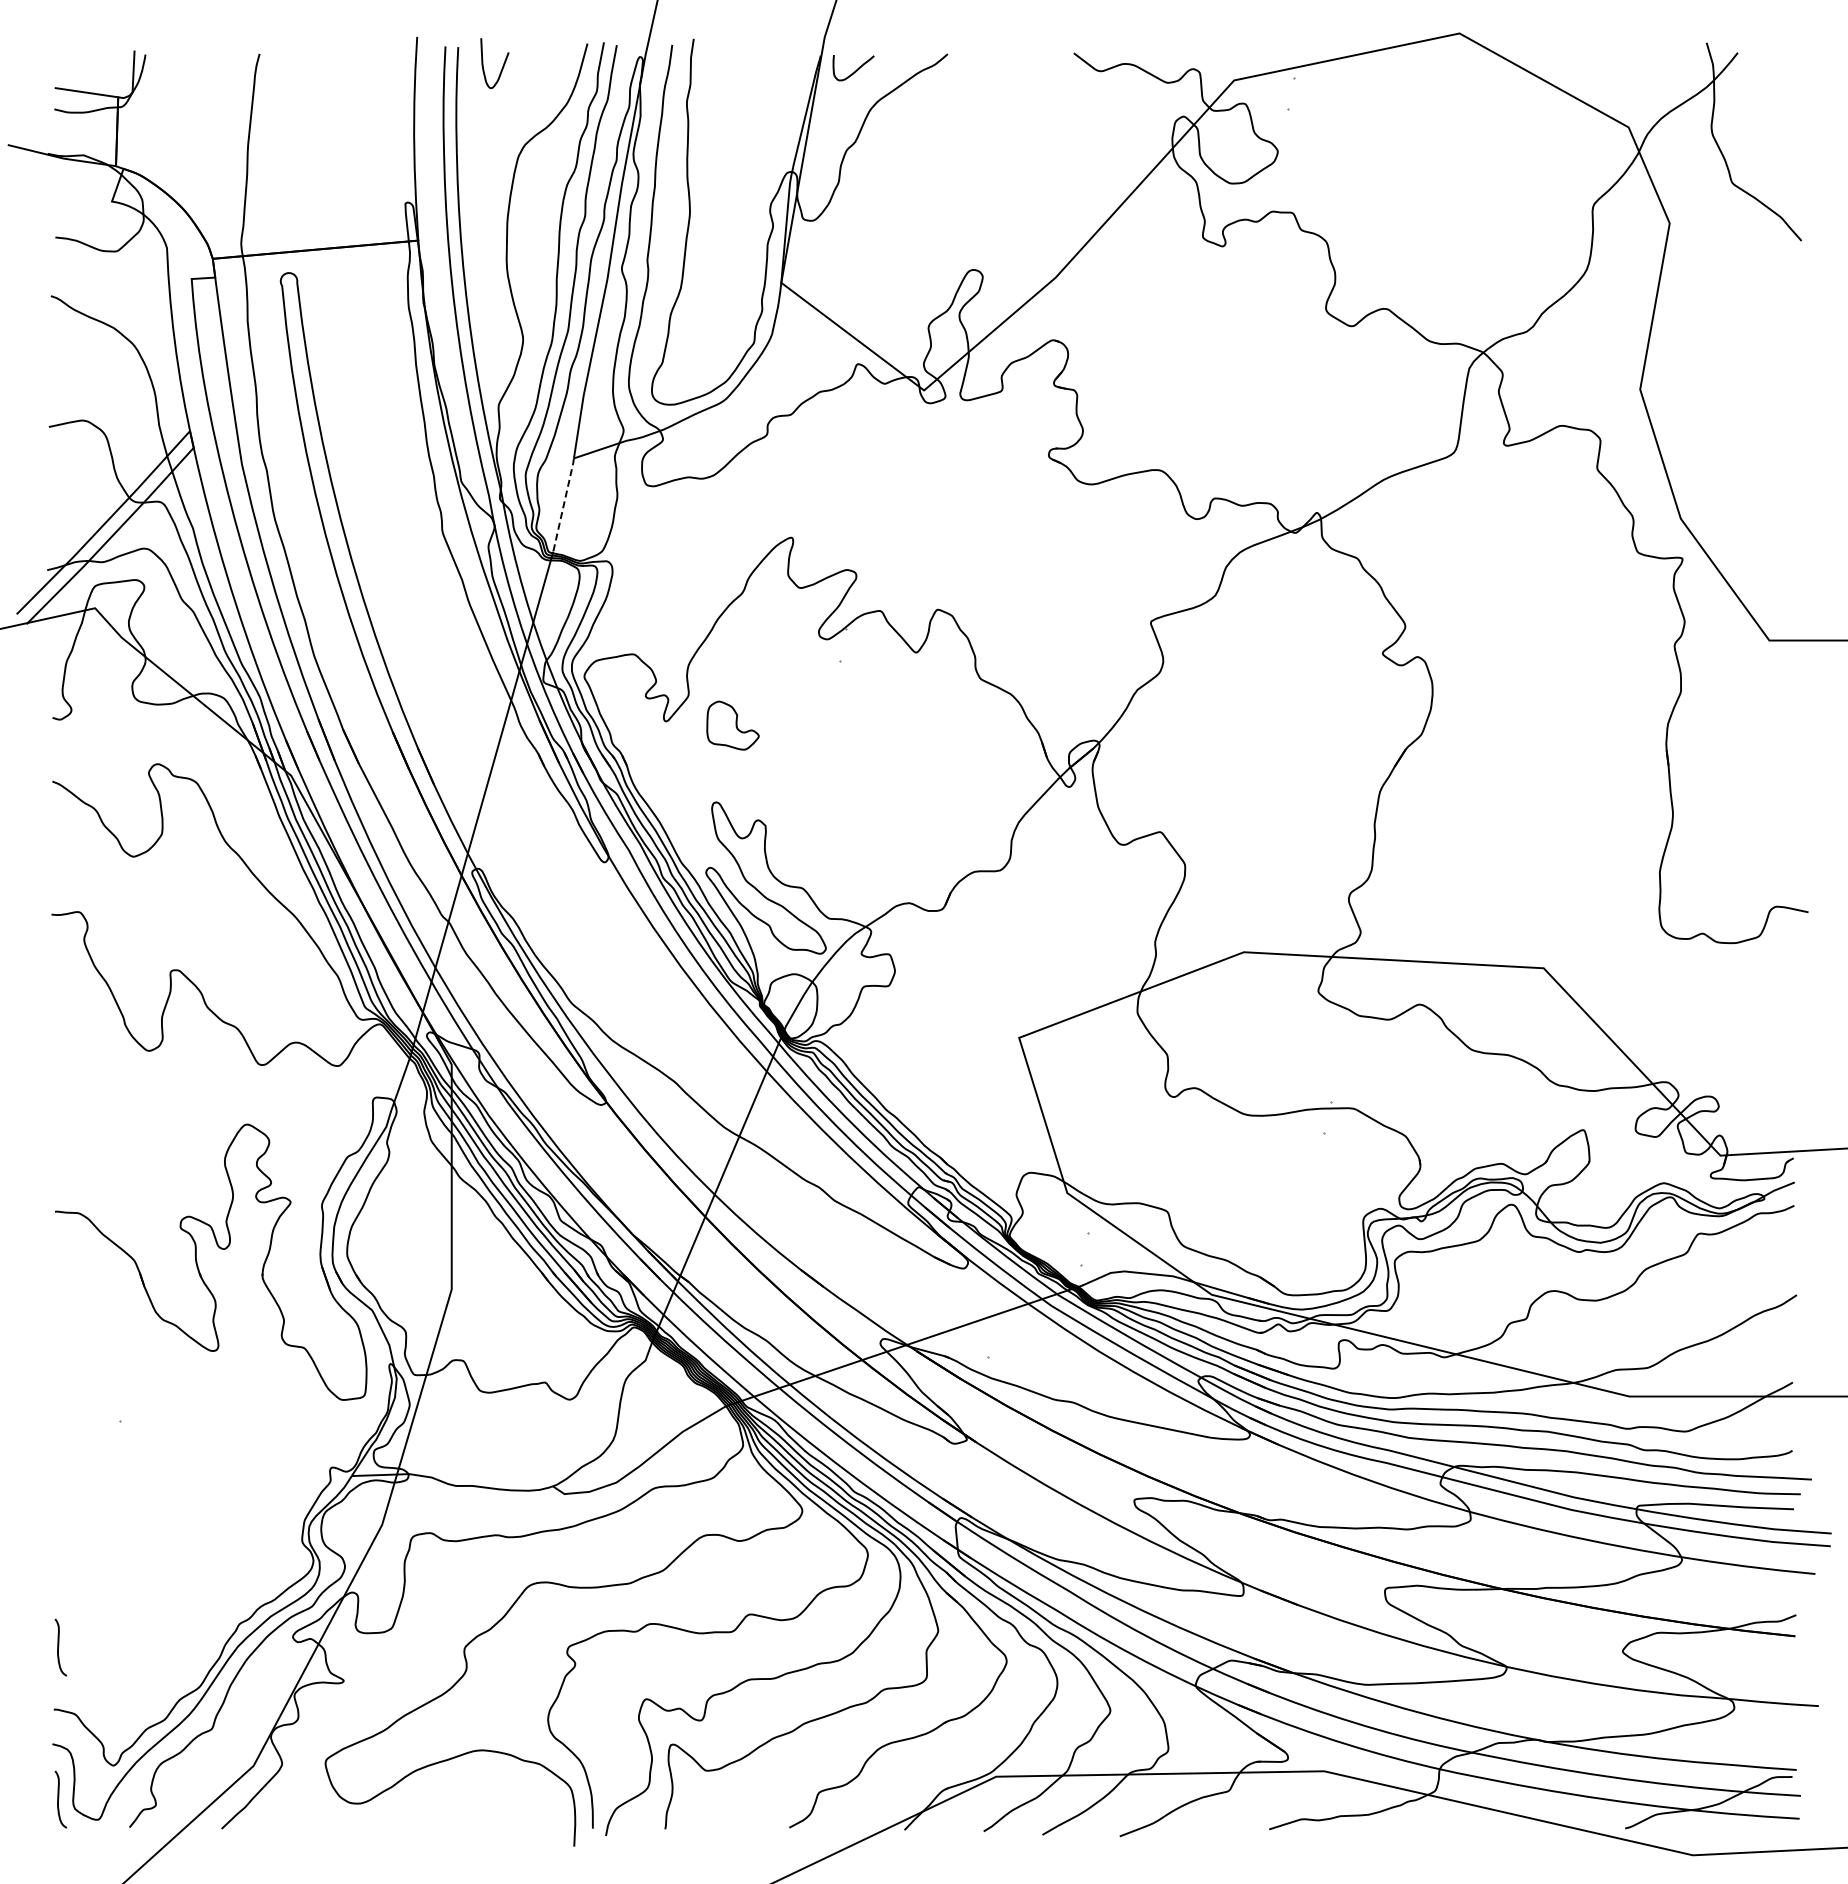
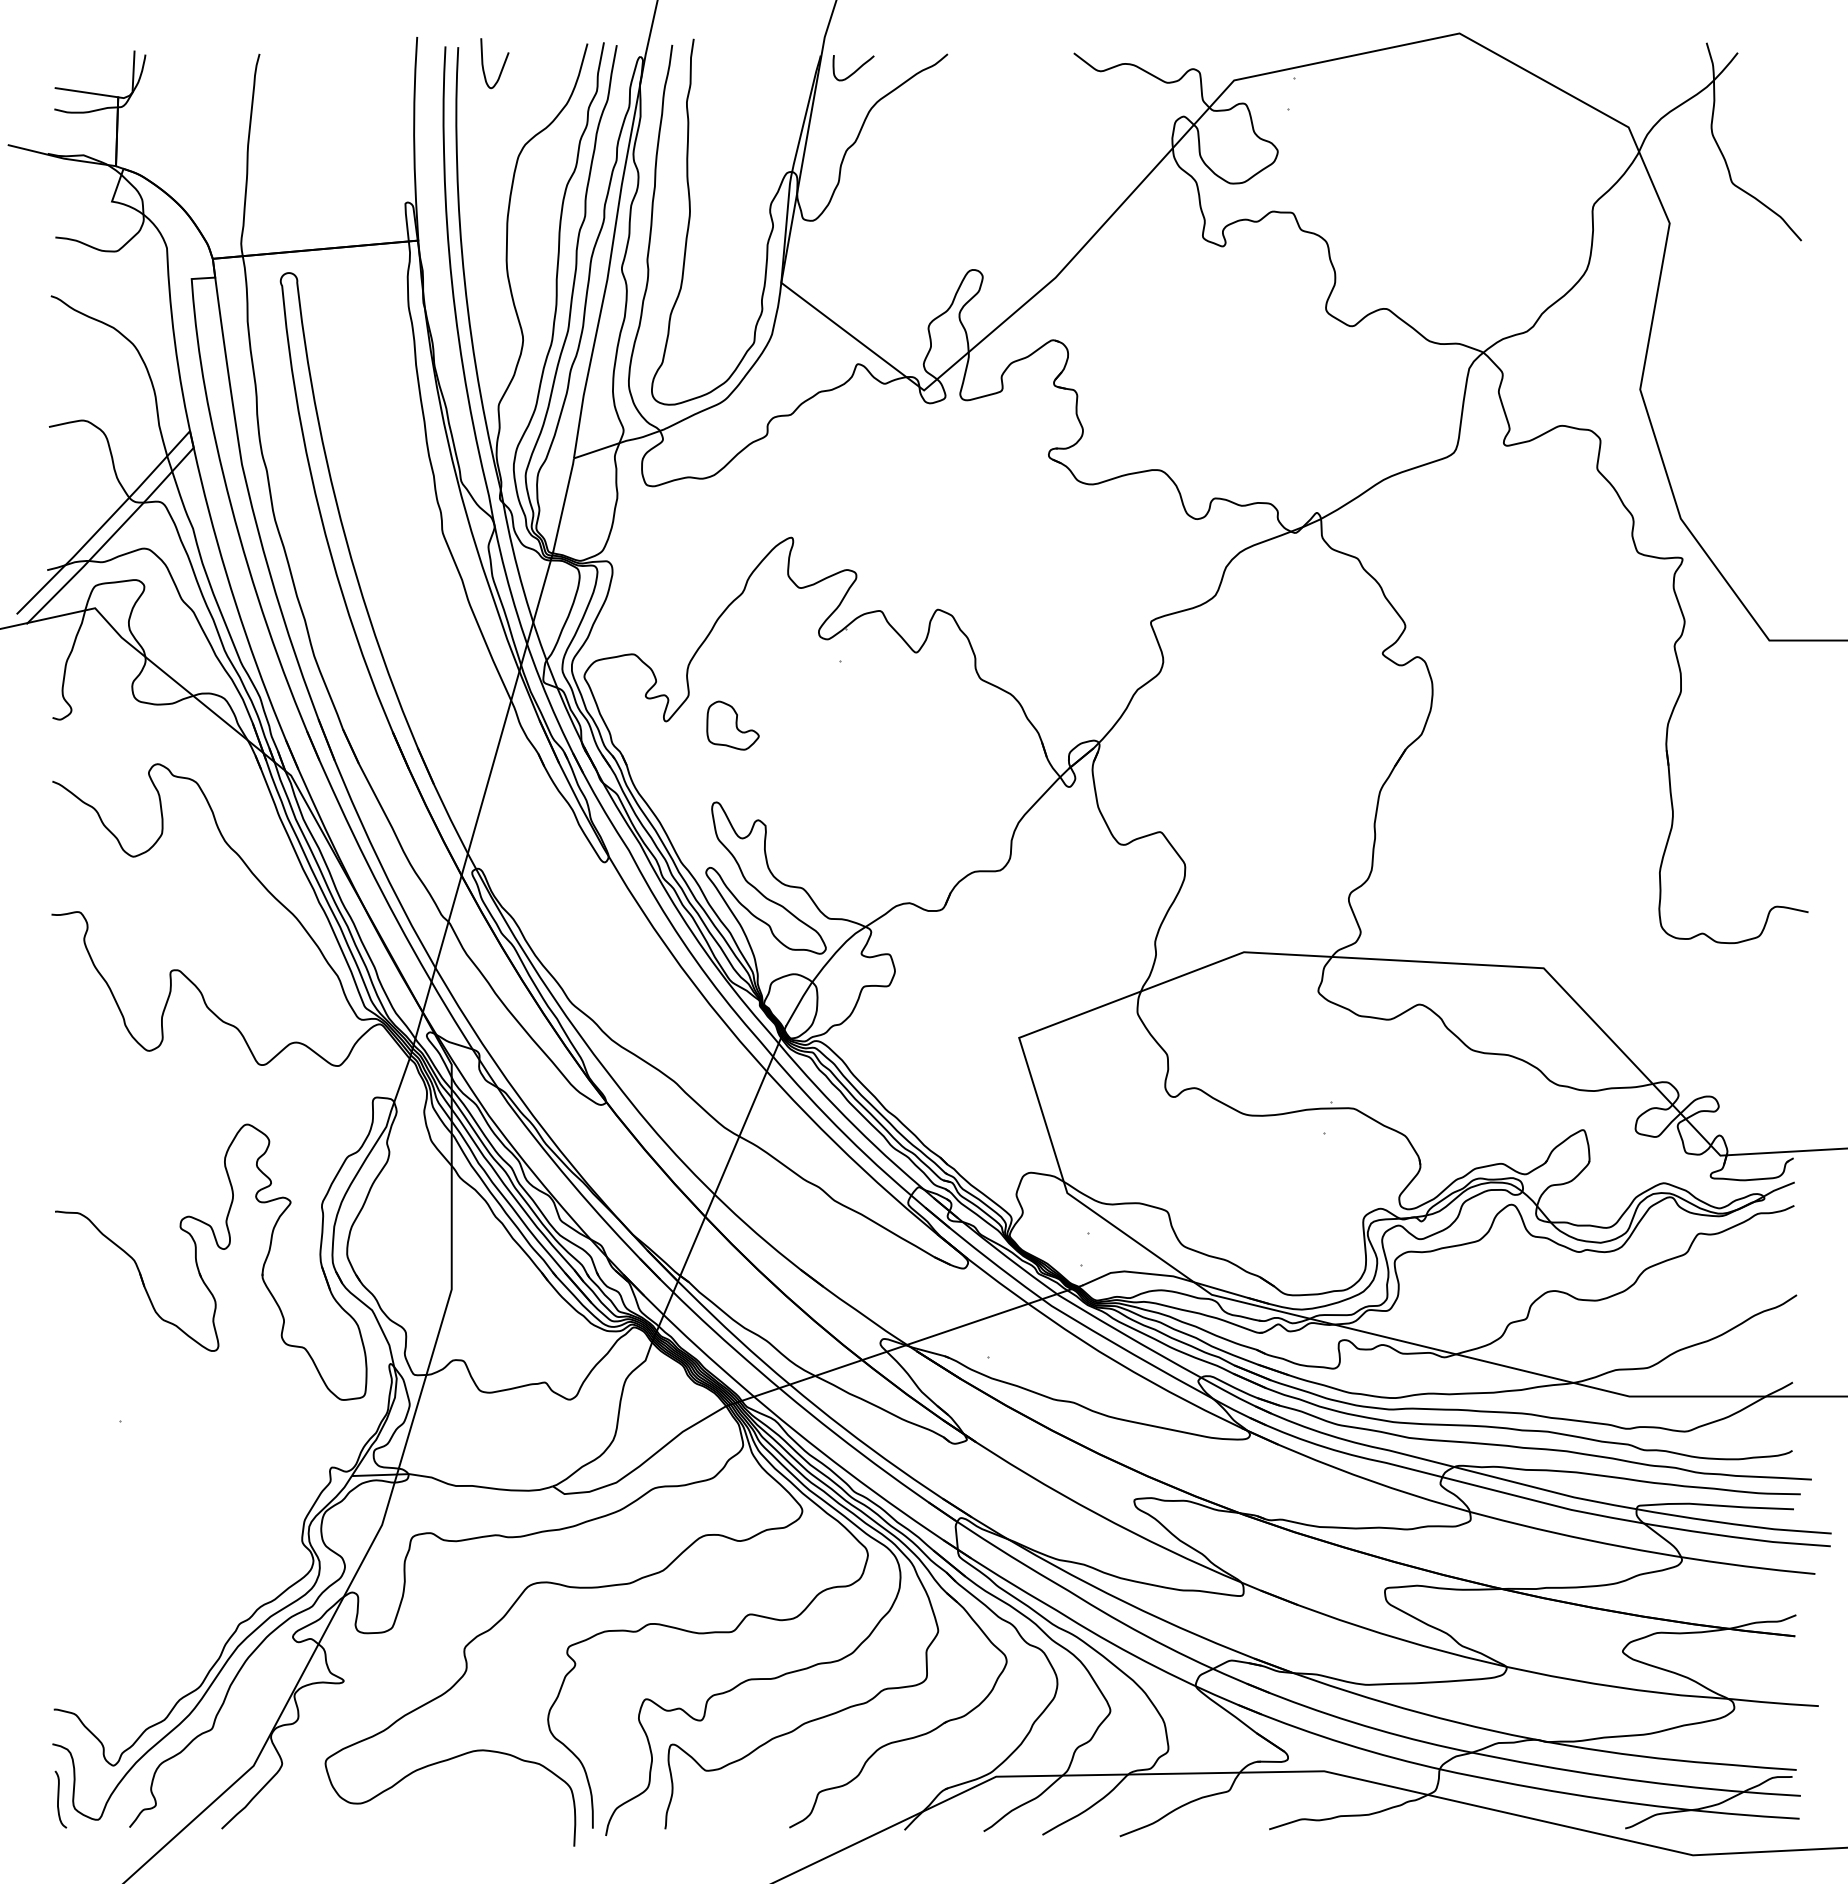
line: dashed -> solid (563, 504)
curve: present -> none (59, 1646)
